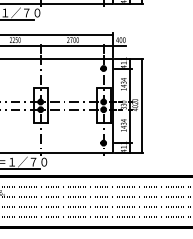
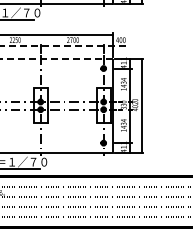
line: solid -> dashed (63, 46)
line: solid -> dashed (56, 58)
